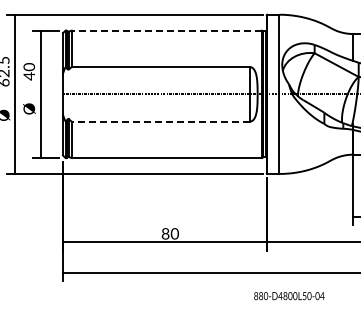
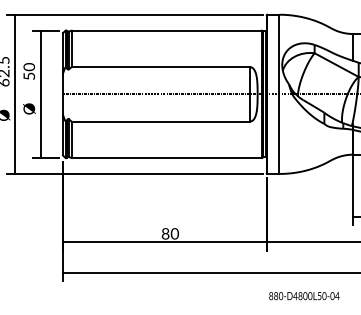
line: dashed -> solid (166, 30)
text: 40 -> 50 (29, 76)
line: dashed -> solid (160, 121)
text position: (289, 296) -> (304, 296) (304, 296)
